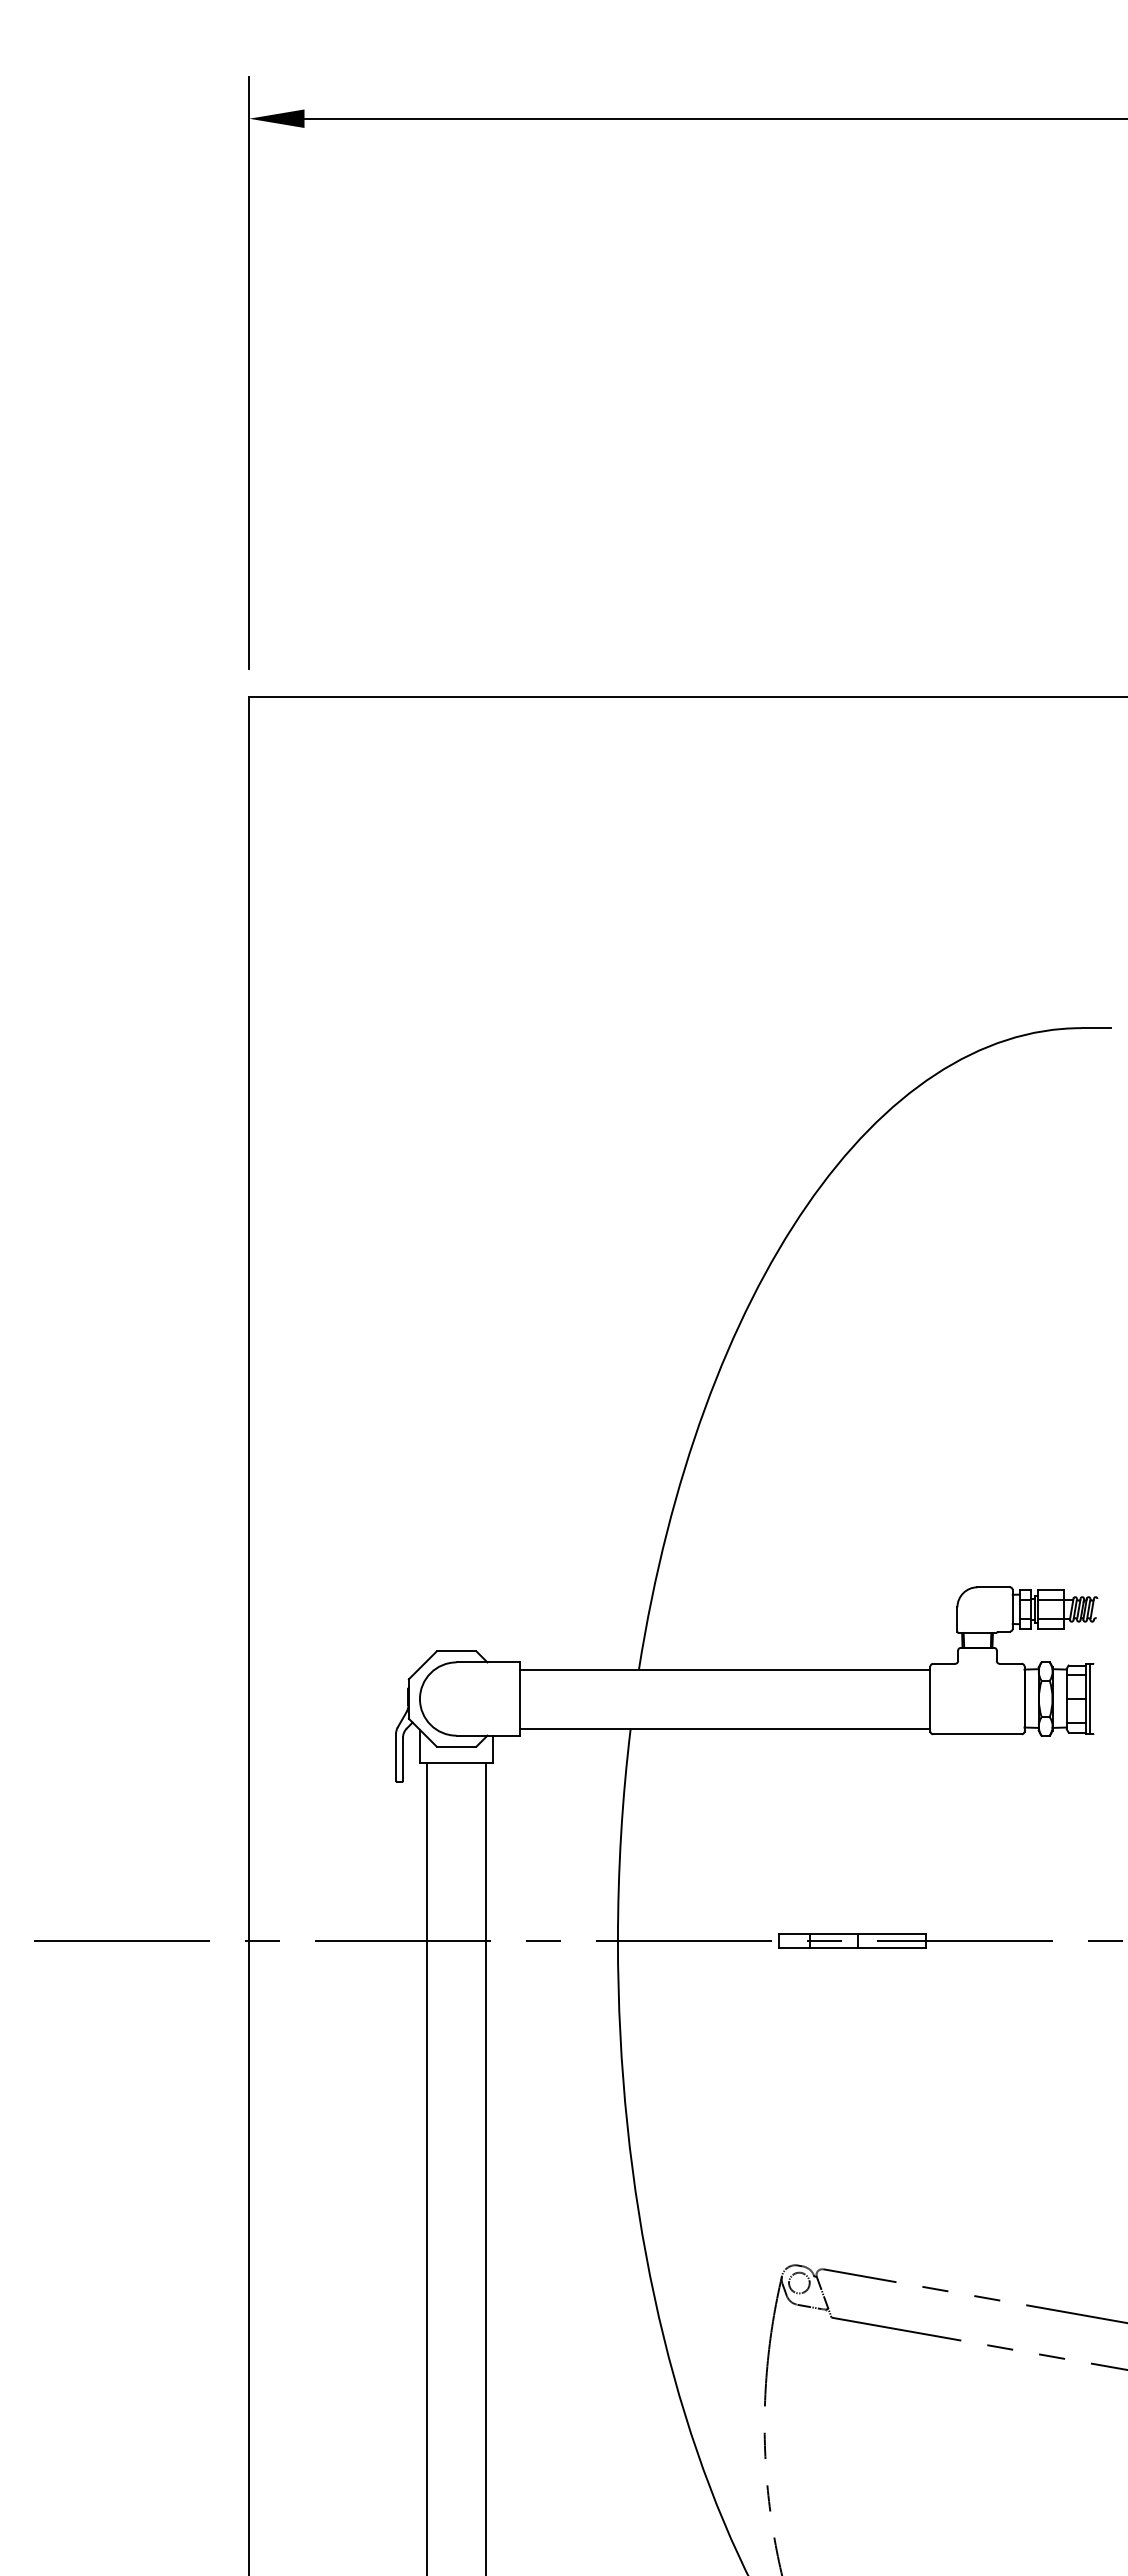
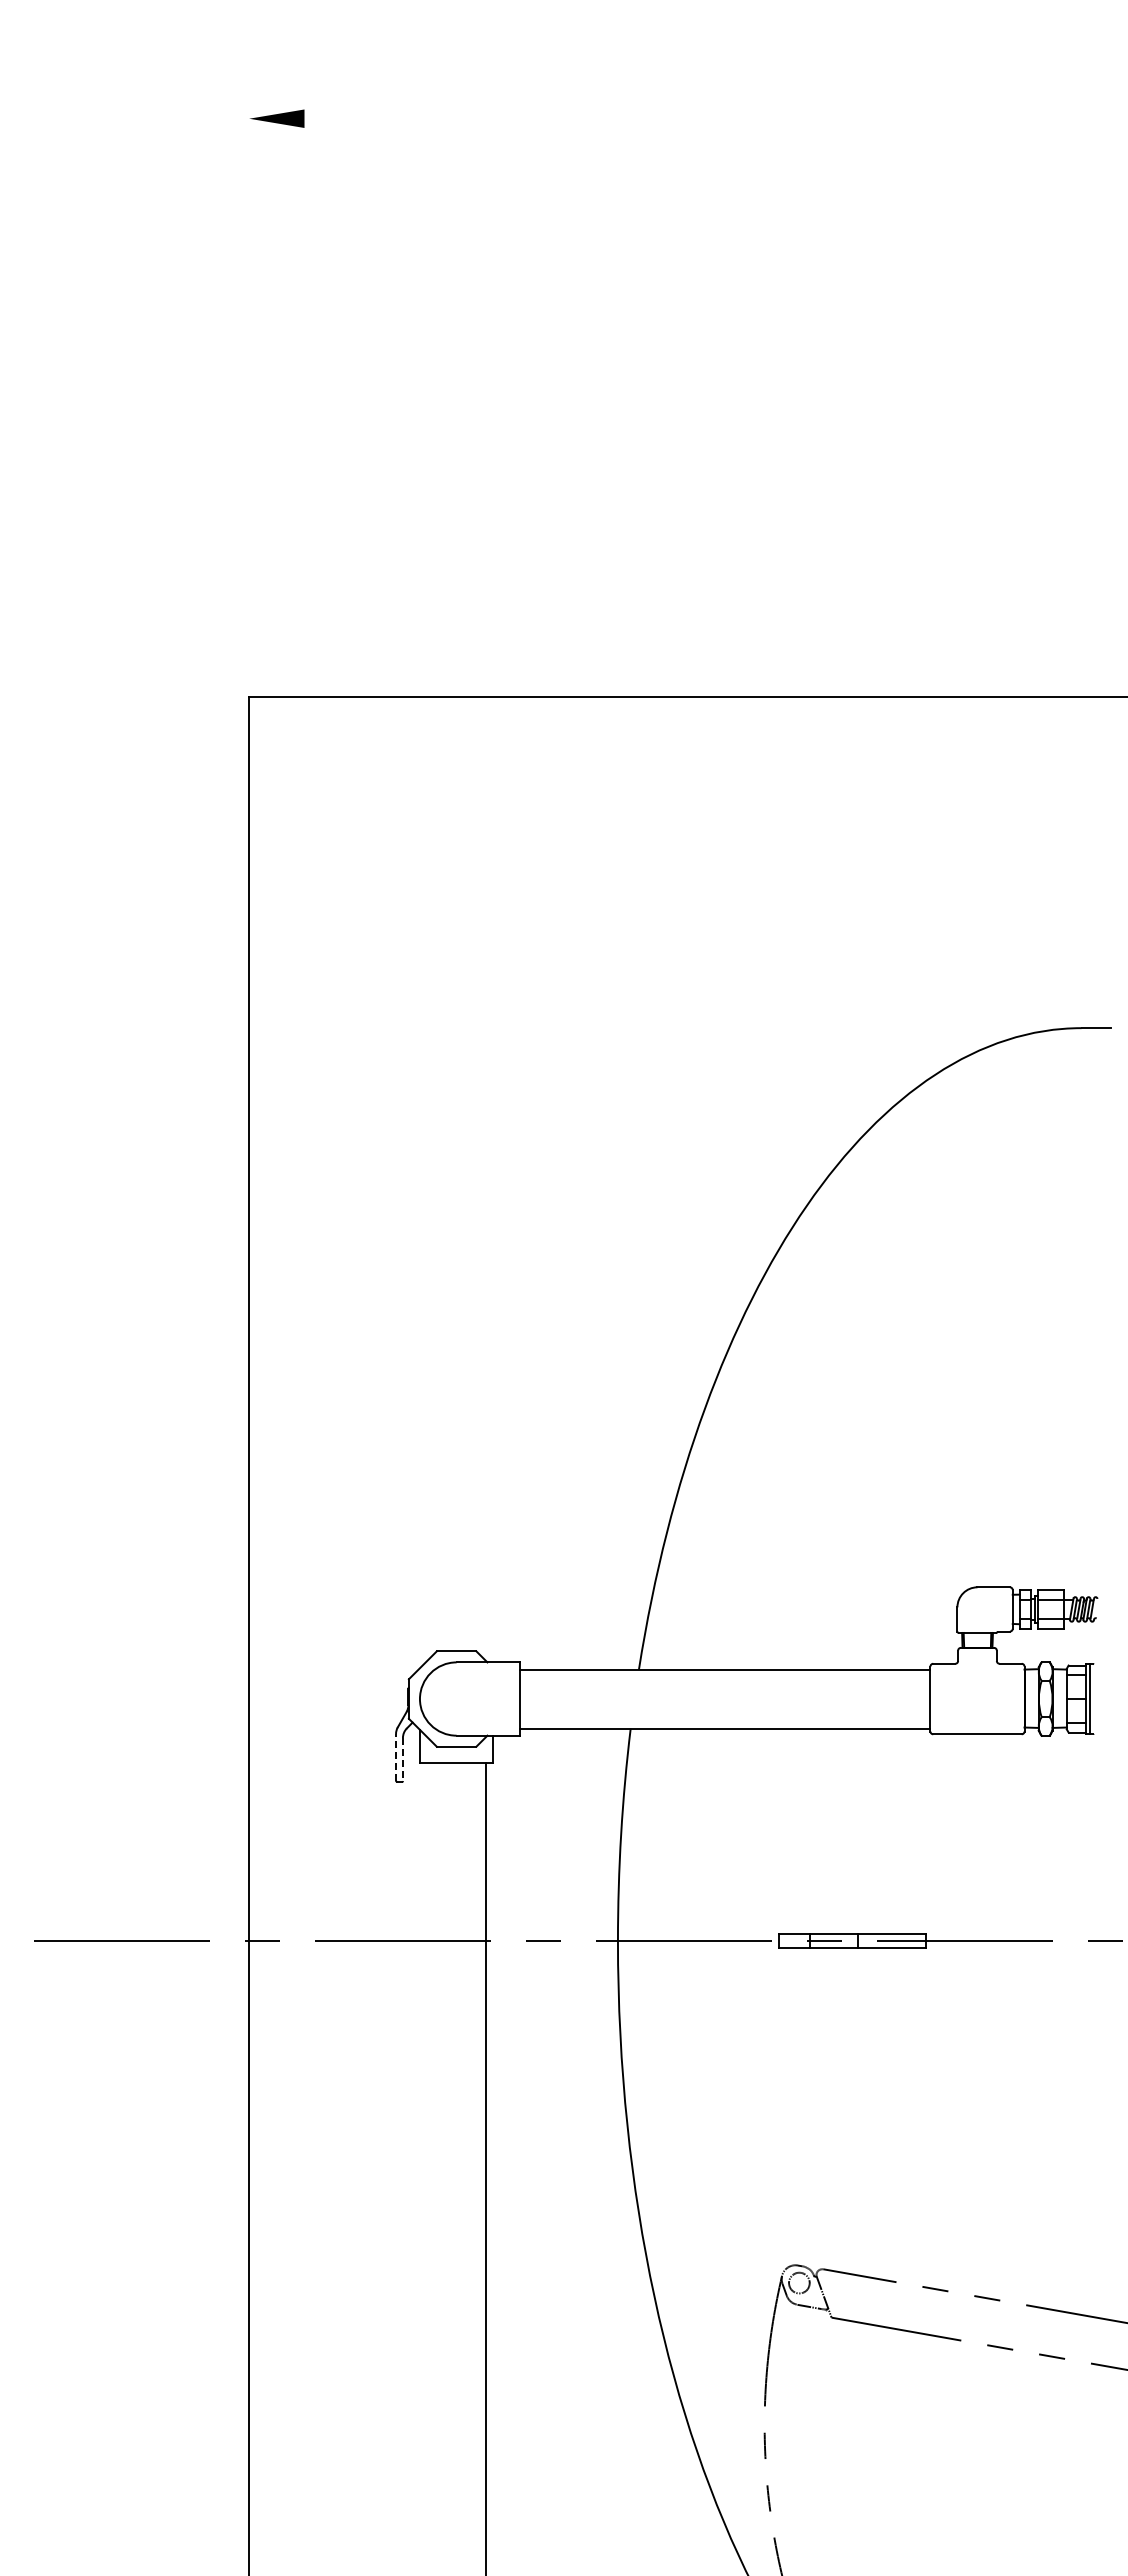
line: present -> none (714, 118)
line: present -> none (249, 373)
line: solid -> dashed (396, 1756)
line: solid -> dashed (402, 1759)
line: present -> none (427, 2167)
